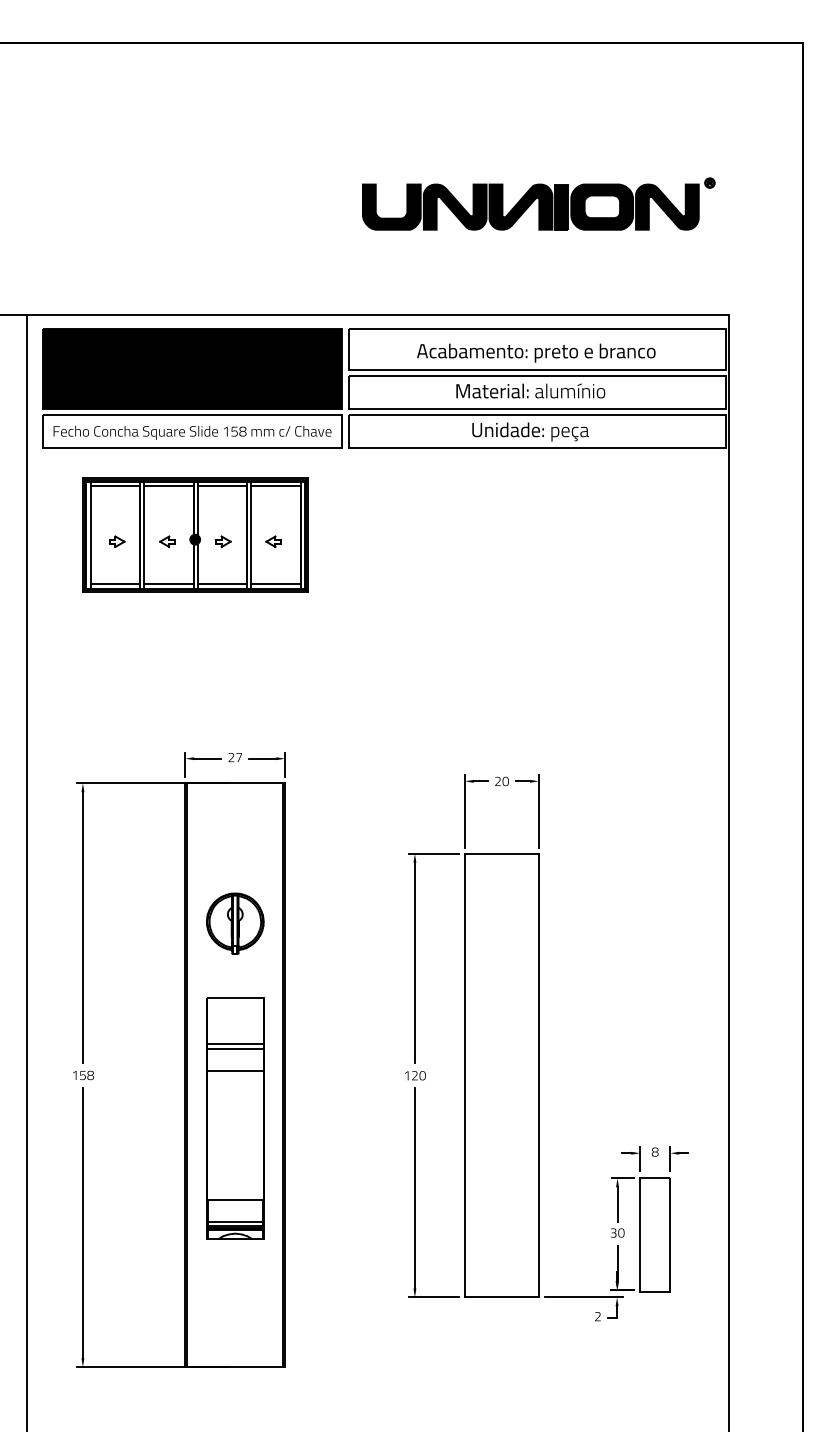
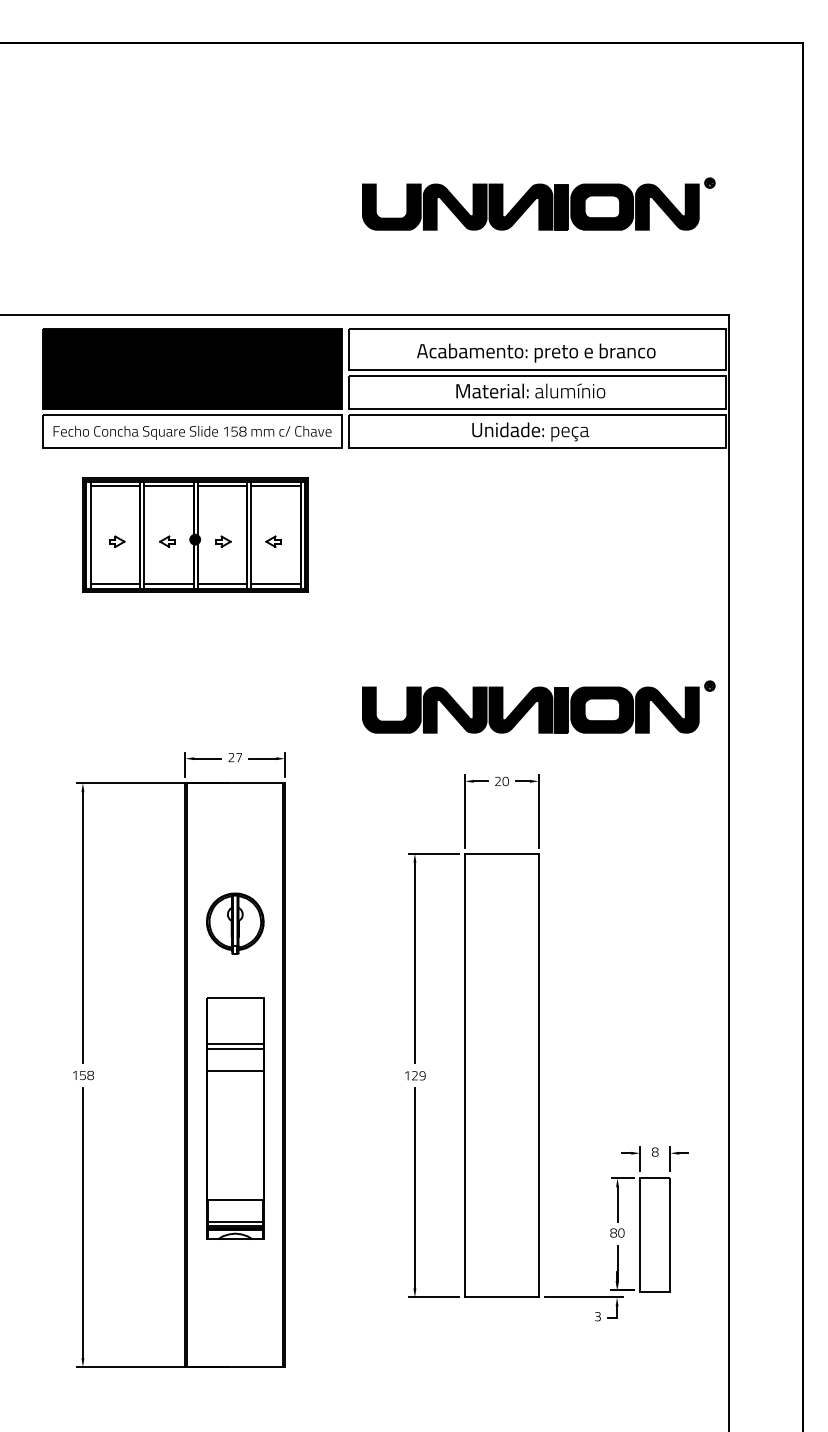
part: none -> present (538, 706)
line: present -> none (26, 871)
text: 120 -> 129 (422, 1075)
text: 30 -> 80 (613, 1232)
text: 2 -> 3 (597, 1317)
